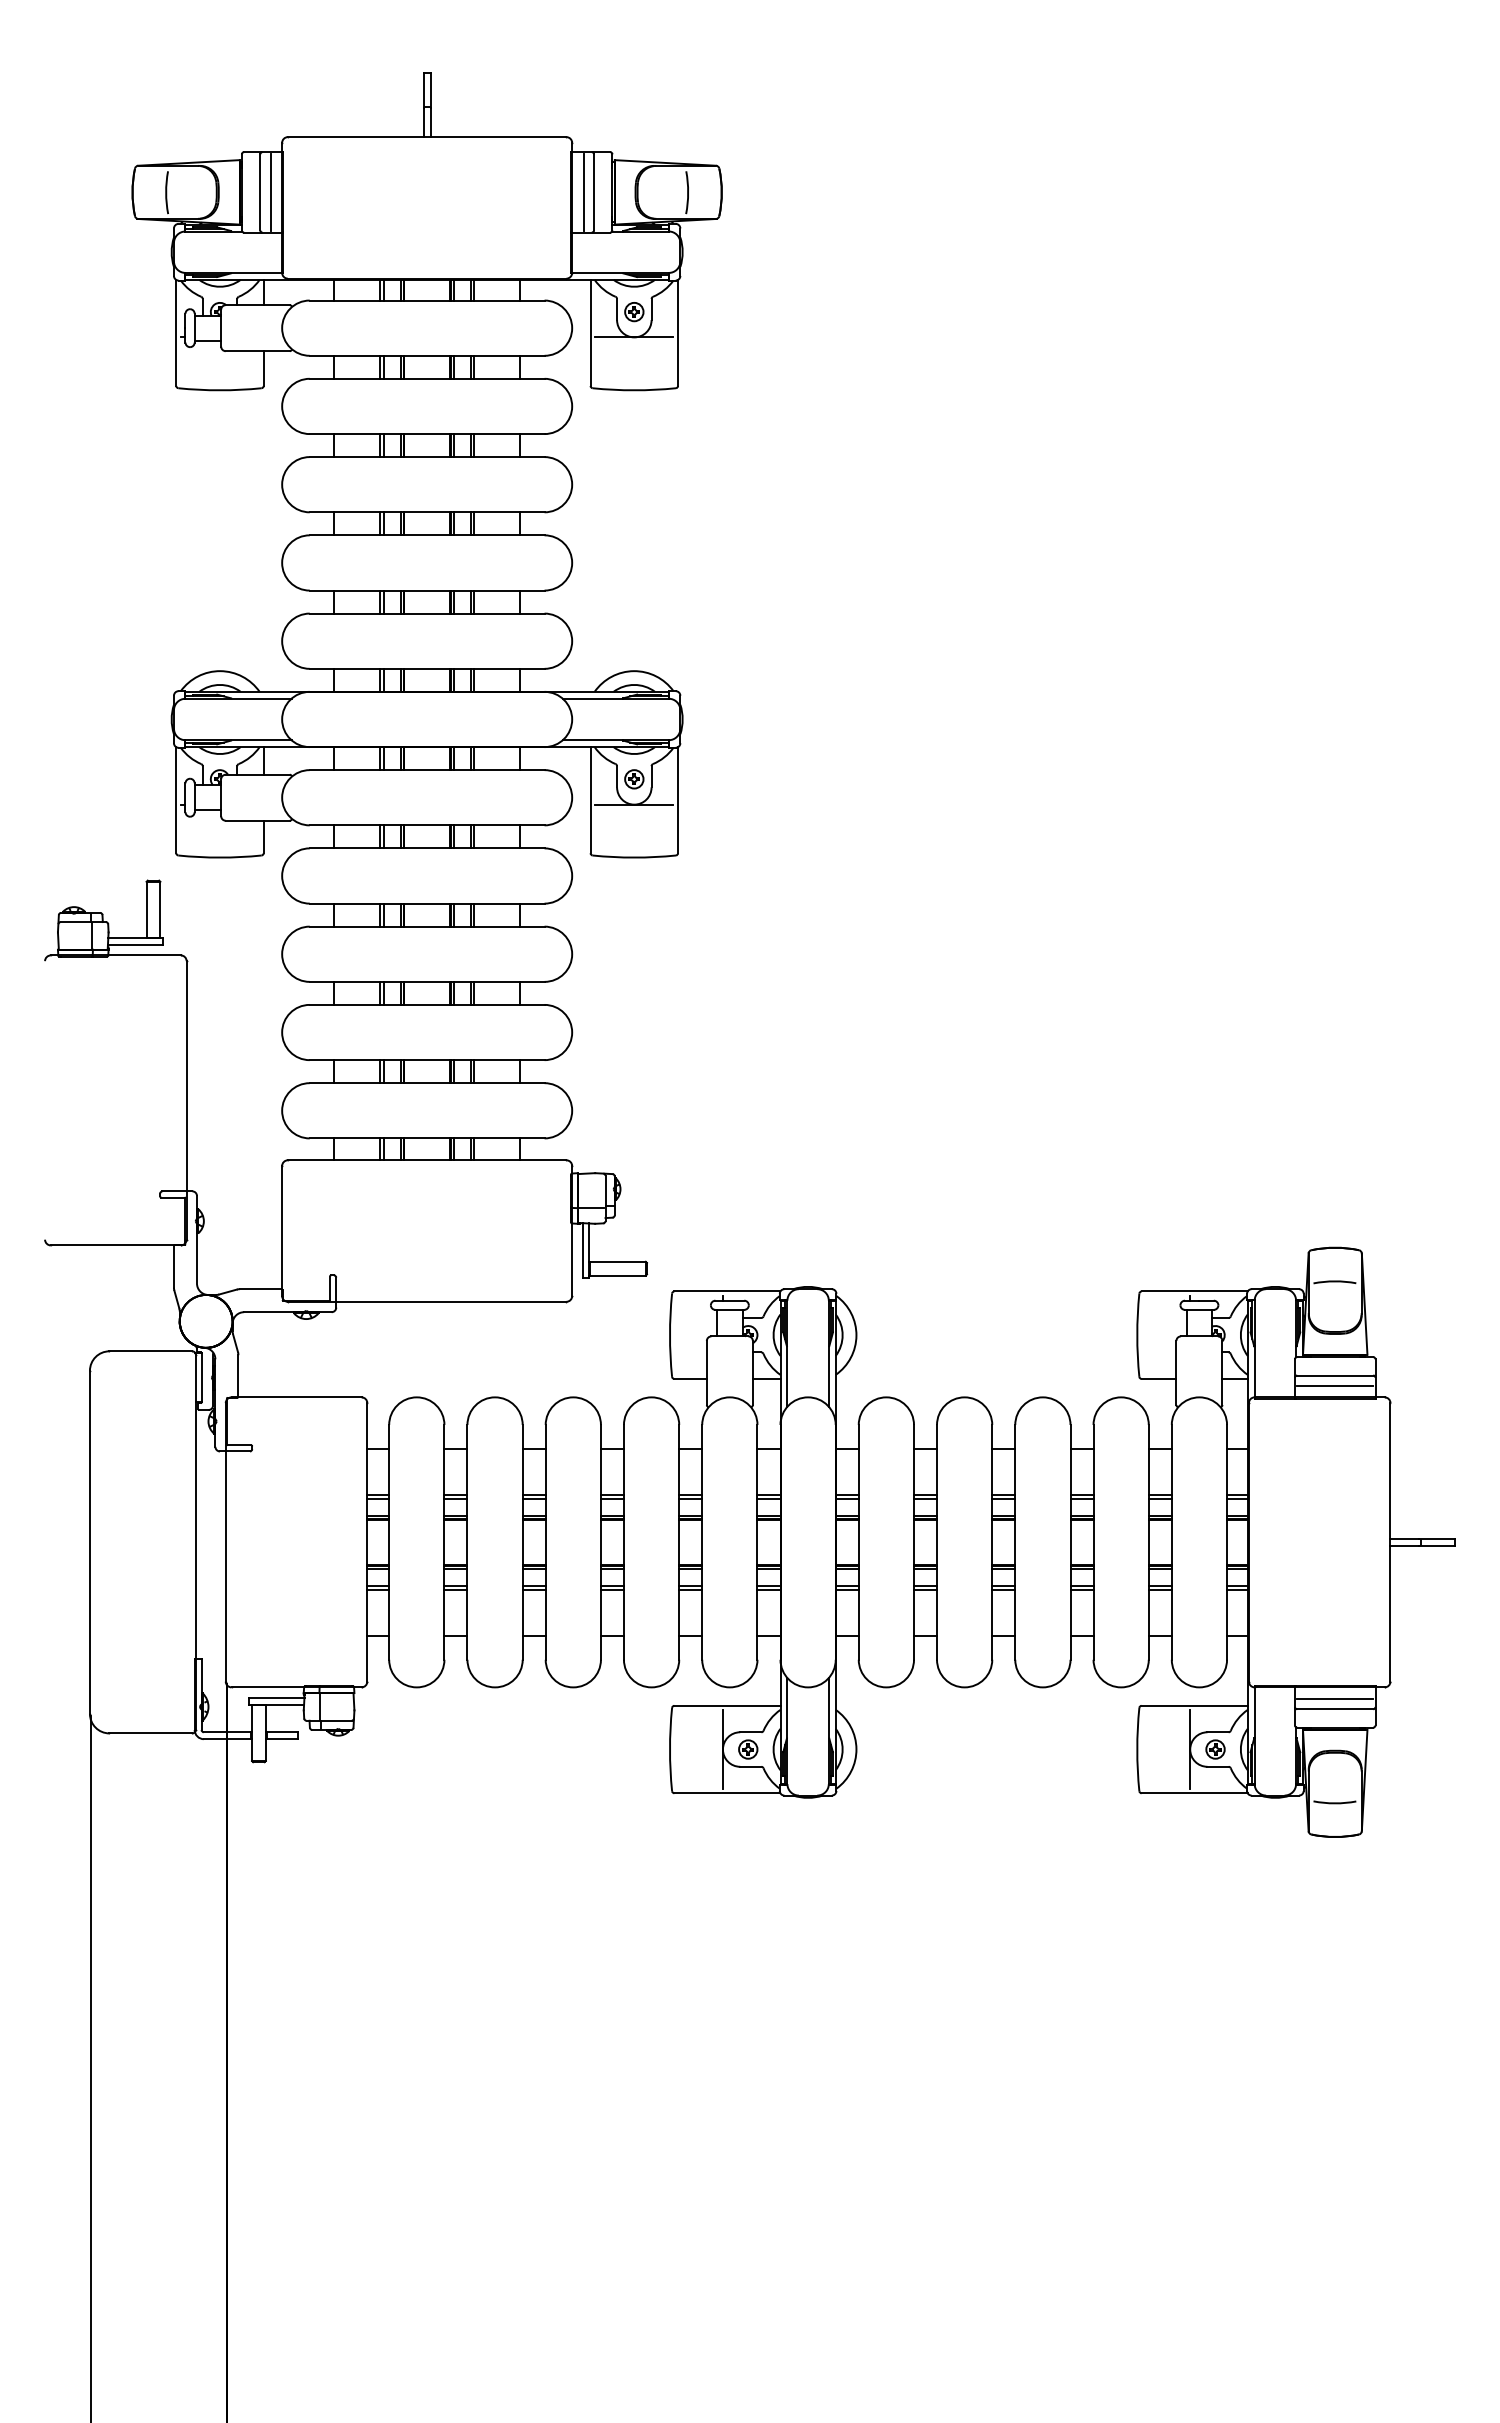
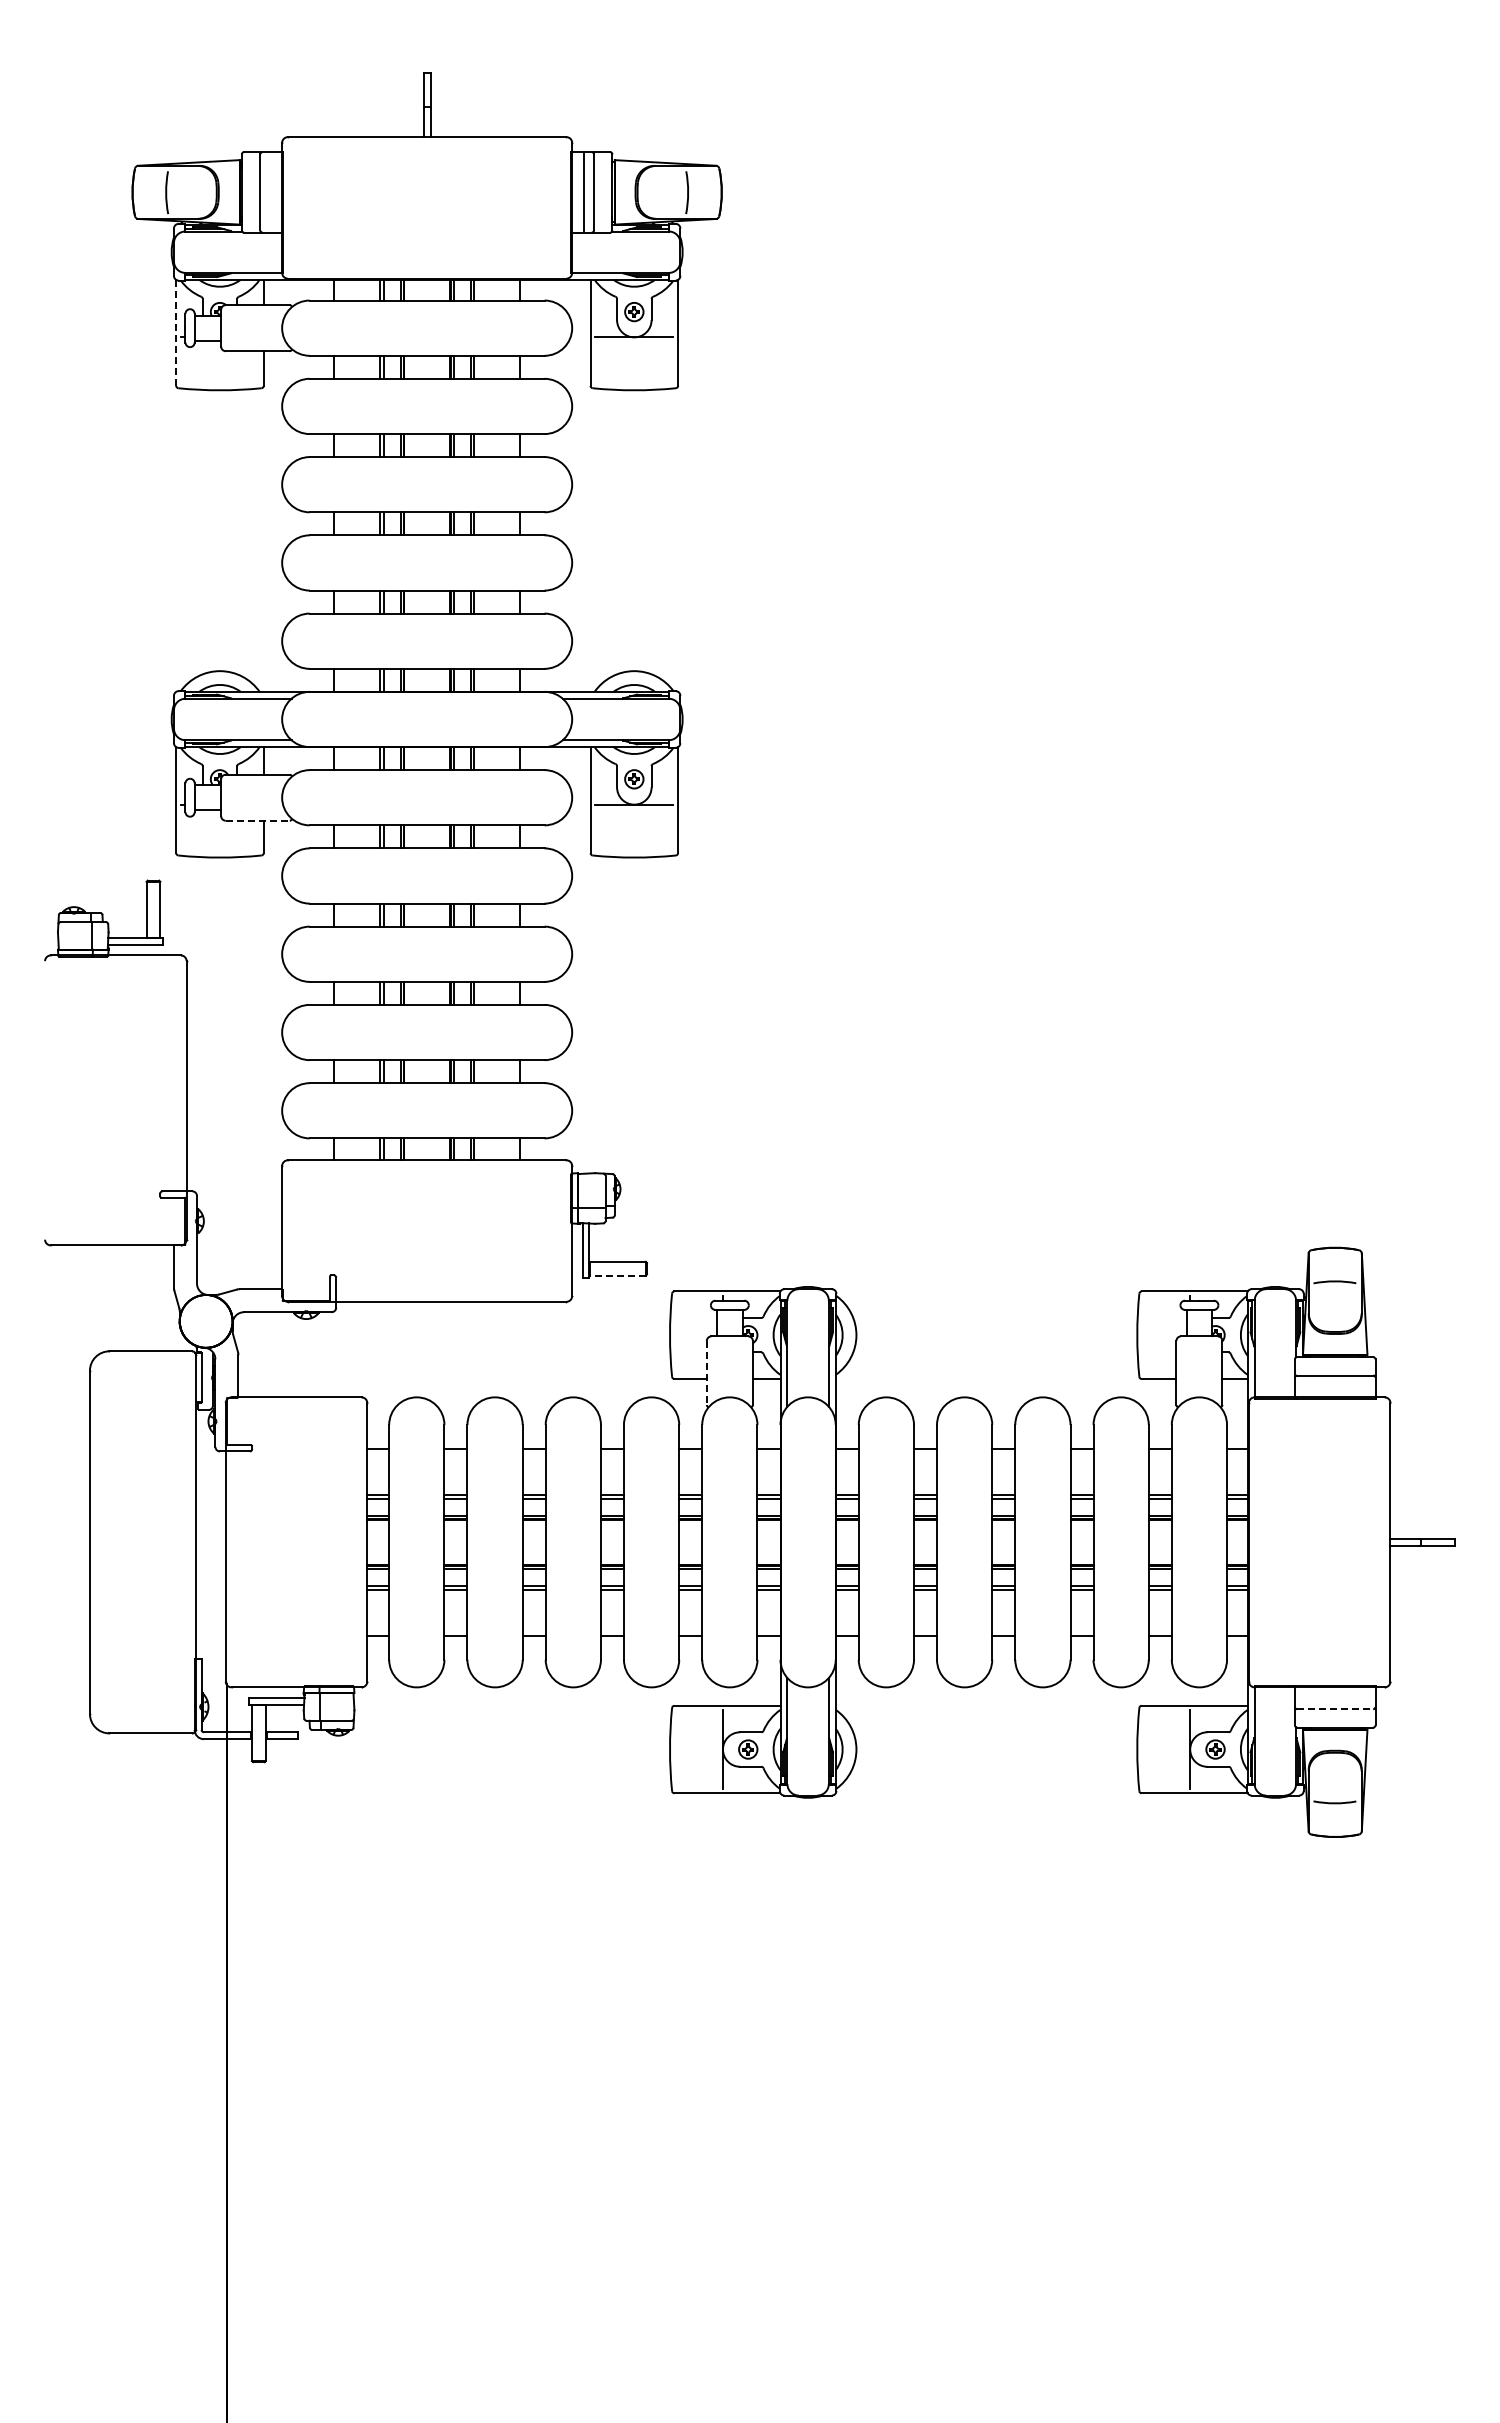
line: present -> none (270, 192)
line: solid -> dashed (176, 333)
line: solid -> dashed (258, 820)
line: solid -> dashed (617, 1275)
line: solid -> dashed (706, 1373)
line: present -> none (1334, 1385)
line: present -> none (1334, 1698)
line: solid -> dashed (1335, 1709)
line: present -> none (91, 2067)
